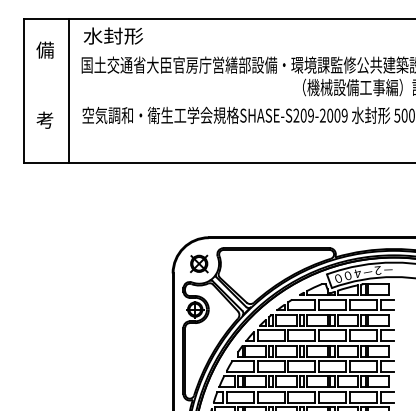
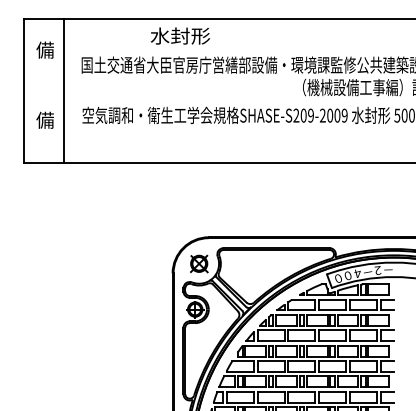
text position: (112, 35) -> (179, 35) (179, 35)
line position: (69, 90) -> (64, 90) (64, 90)
text: 考 -> 備 (44, 119)
